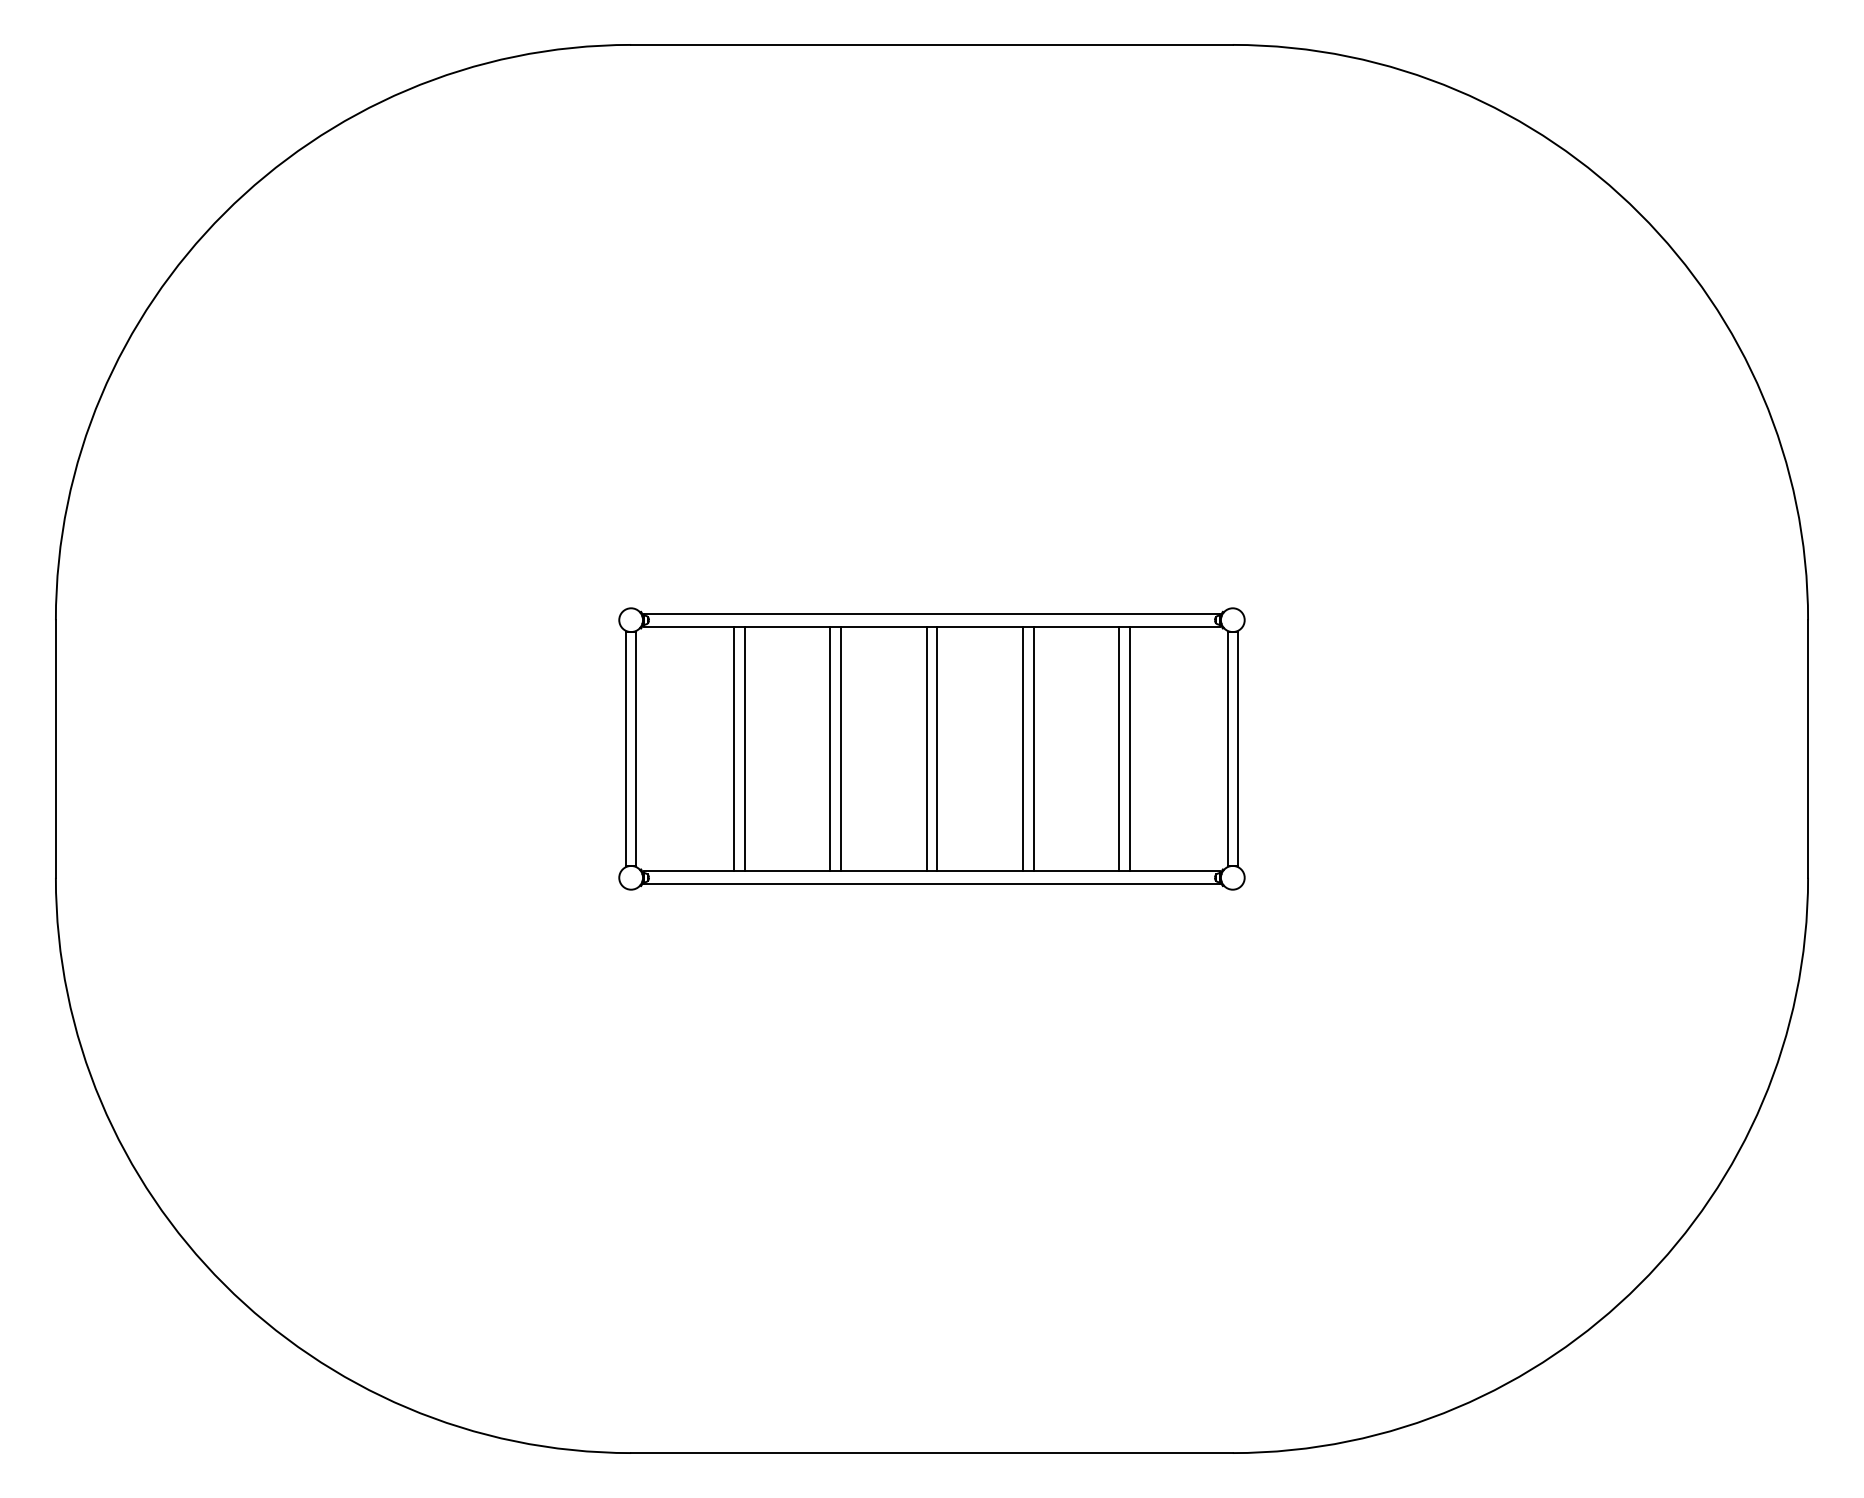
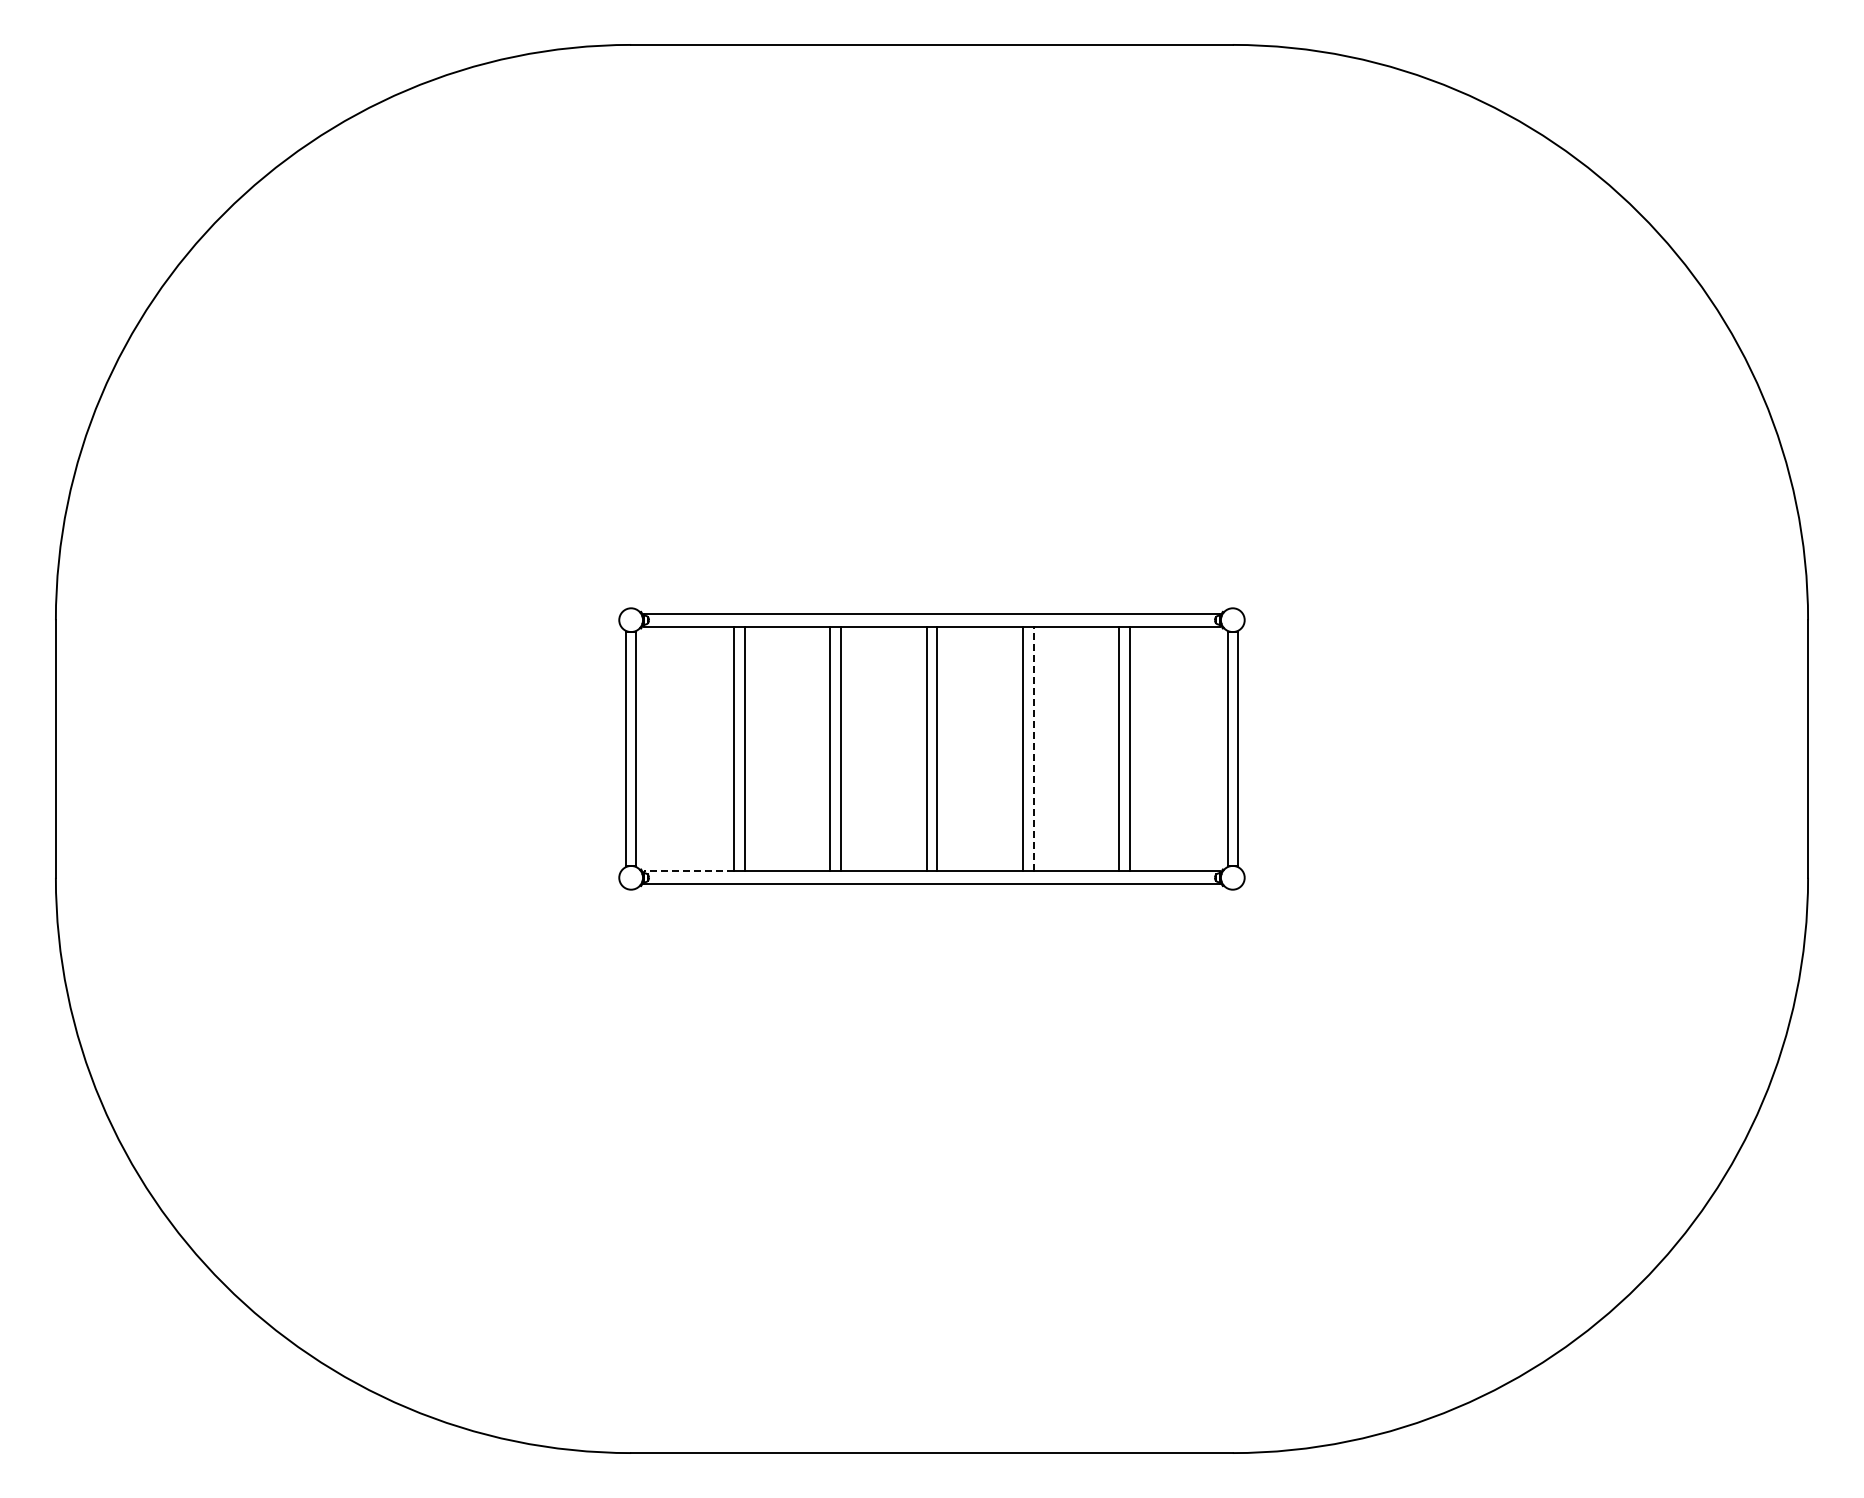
line: solid -> dashed (1033, 748)
line: solid -> dashed (688, 871)
